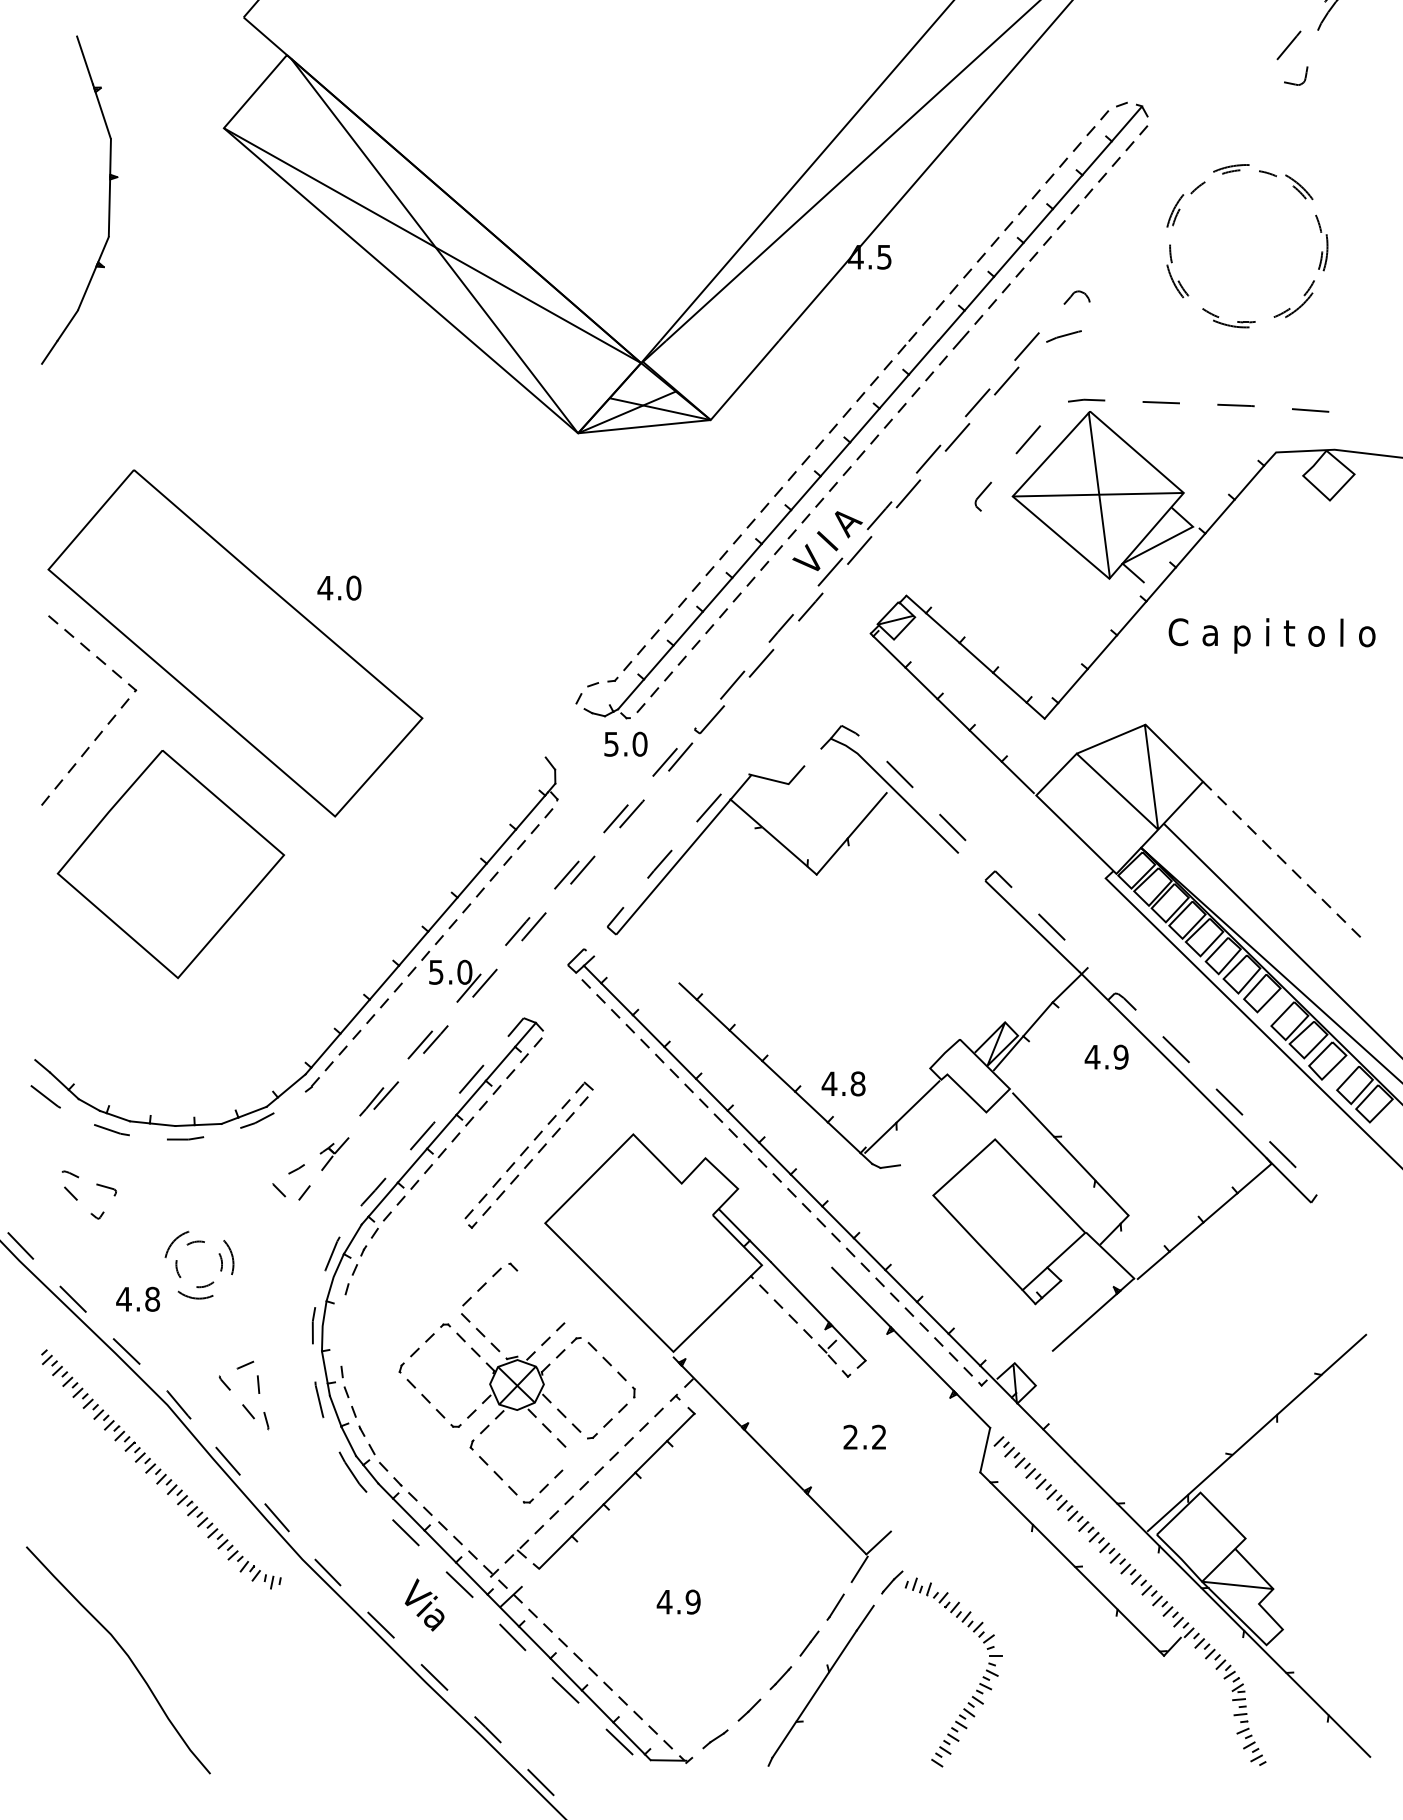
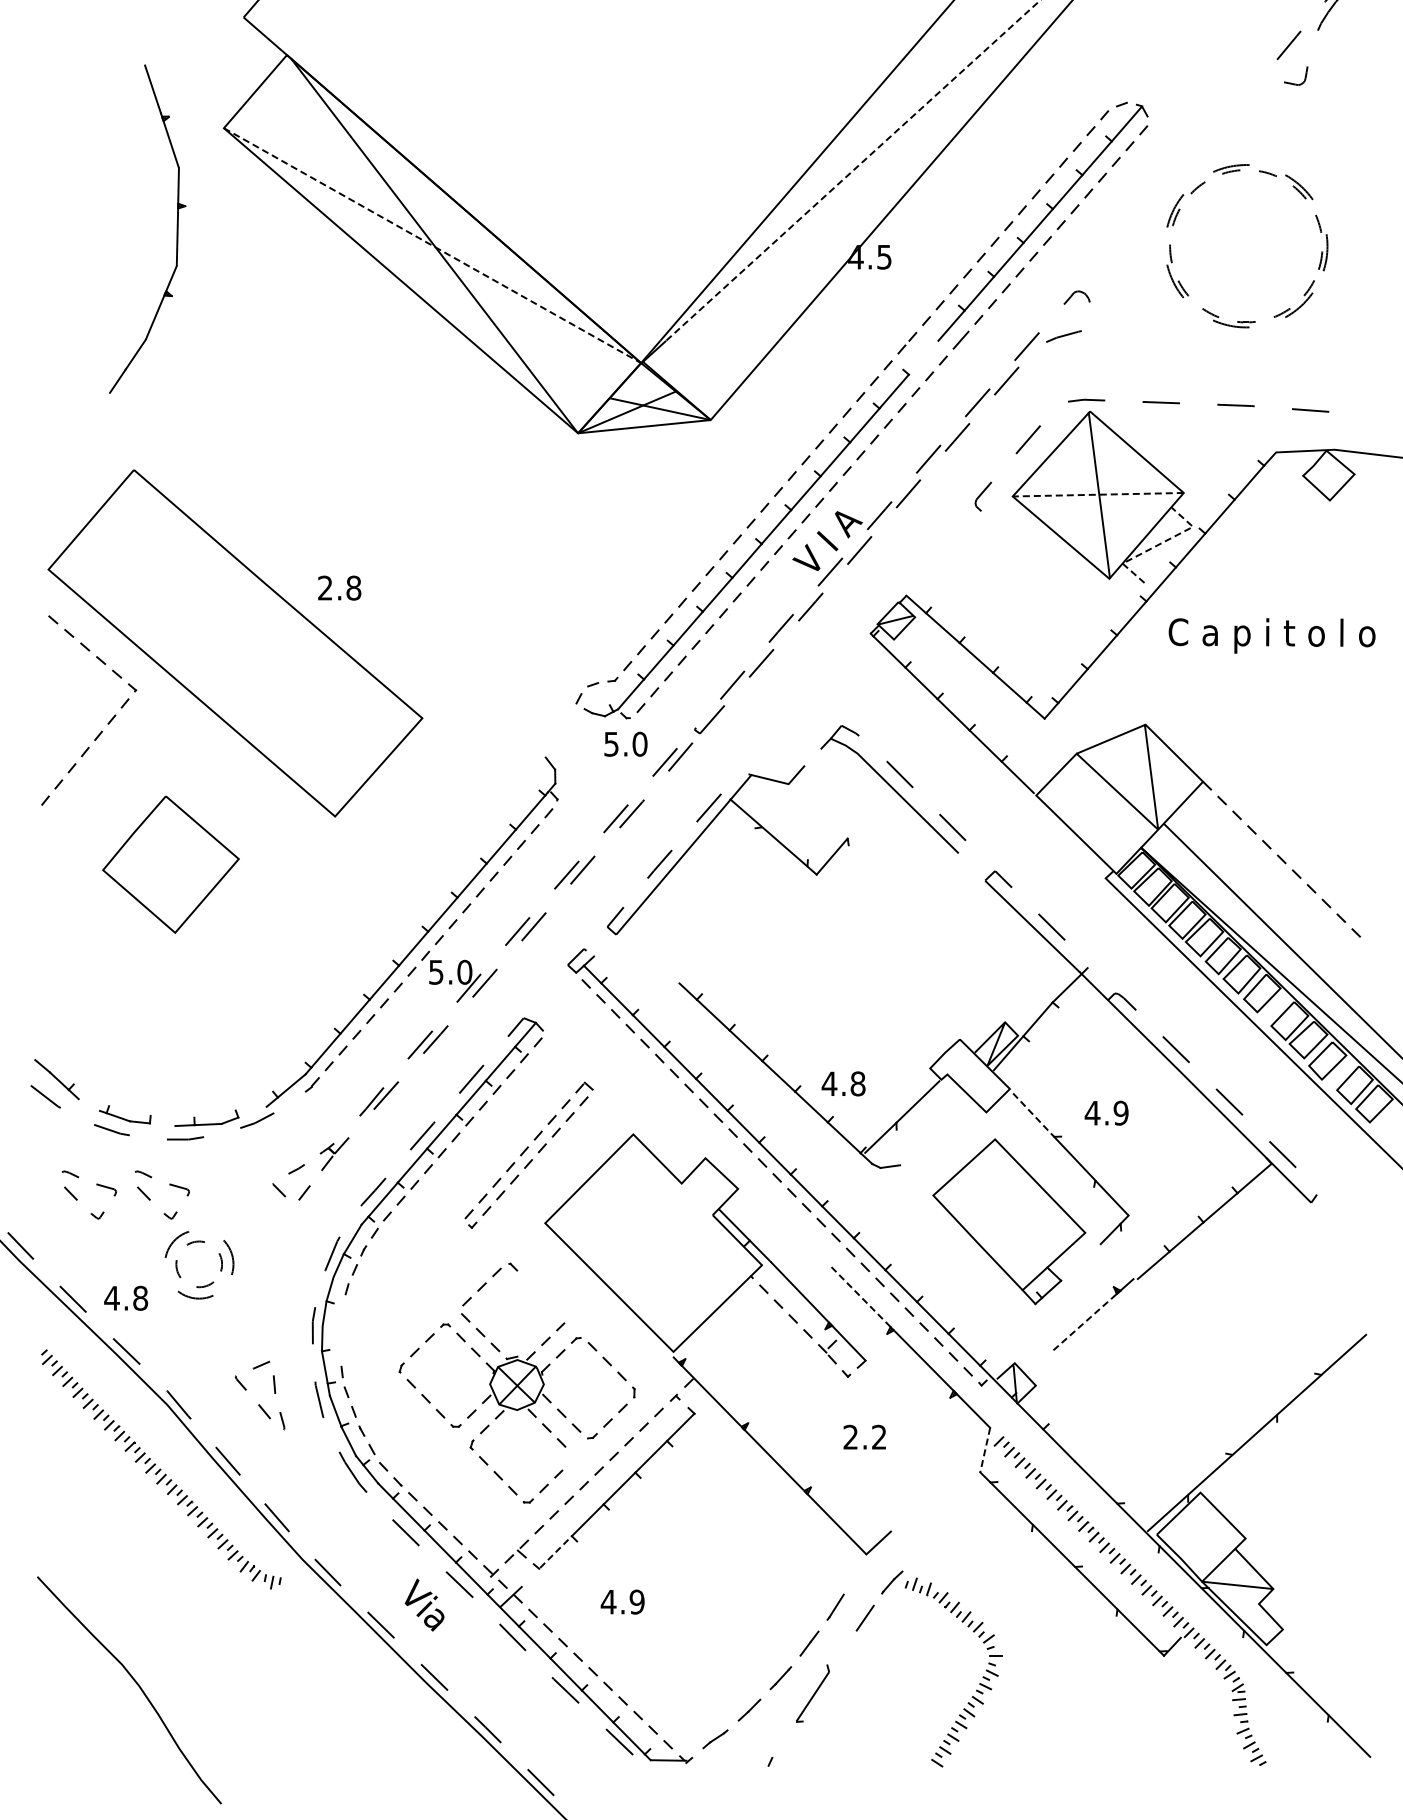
line: solid -> dashed (853, 170)
part position: (108, 199) -> (176, 228) (176, 228)
line: solid -> dashed (433, 246)
line: present -> none (923, 357)
line: solid -> dashed (1098, 494)
line: solid -> dashed (1157, 545)
text: 4.0 -> 2.8 (339, 587)
line: present -> none (866, 815)
part size: 230x230 px -> 138x139 px (170, 864)
text position: (1106, 1056) -> (1106, 1112) (1106, 1112)
line: present -> none (88, 1104)
line: present -> none (252, 1111)
line: solid -> dashed (1033, 1115)
line: present -> none (162, 1124)
part: none -> present (169, 1185)
line: present -> none (1110, 1255)
text position: (137, 1298) -> (125, 1297) (125, 1297)
line: solid -> dashed (863, 1299)
line: solid -> dashed (1084, 1322)
part position: (243, 1404) -> (259, 1404) (259, 1404)
line: solid -> dashed (985, 1450)
line: solid -> dashed (556, 1551)
line: present -> none (859, 1569)
text position: (678, 1601) -> (622, 1601) (622, 1601)
line: present -> none (842, 1651)
curve position: (125, 1654) -> (136, 1684) (136, 1684)
line: present -> none (784, 1739)
